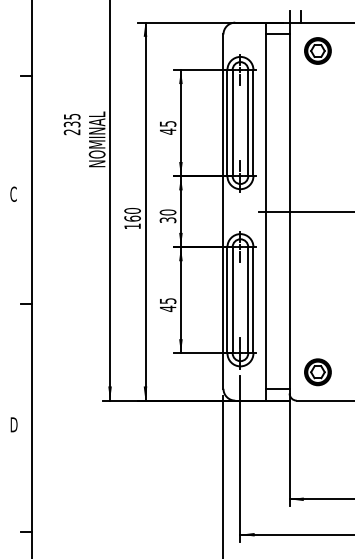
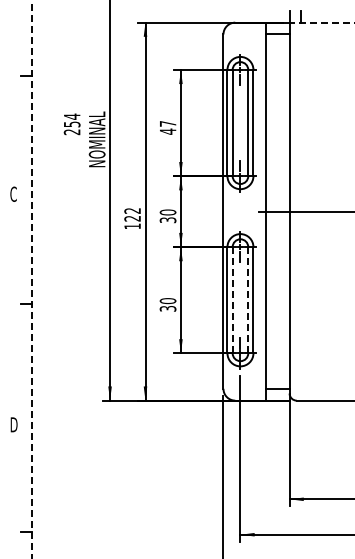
line: solid -> dashed (321, 22)
part: present -> none (317, 50)
text: 235 -> 254 (71, 120)
text: 45 -> 47 (168, 123)
text: 160 -> 122 (132, 214)
line: solid -> dashed (31, 279)
line: solid -> dashed (248, 299)
line: solid -> dashed (232, 300)
text: 45 -> 30 (167, 305)
part: present -> none (317, 372)
